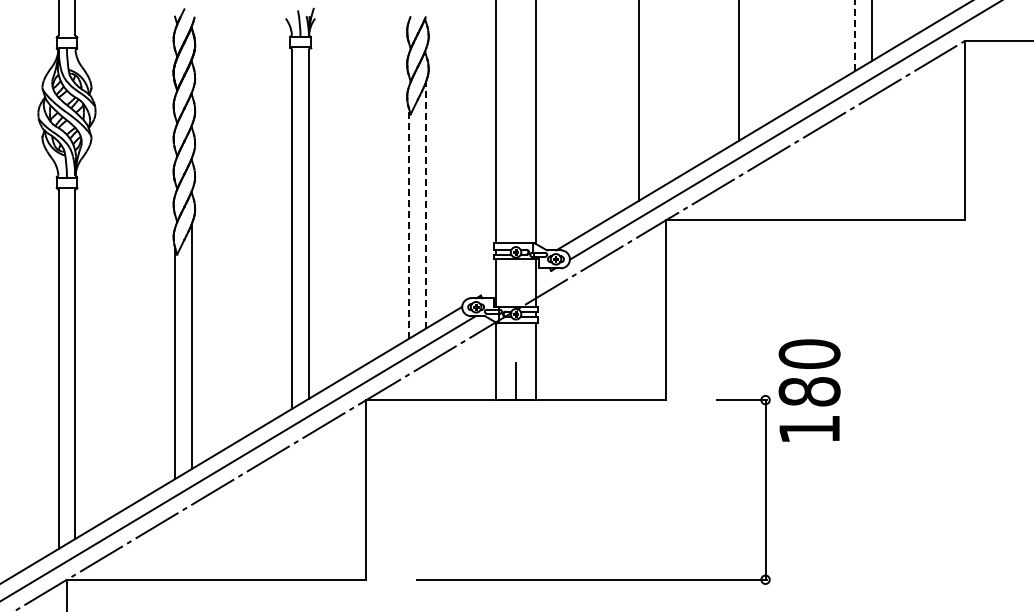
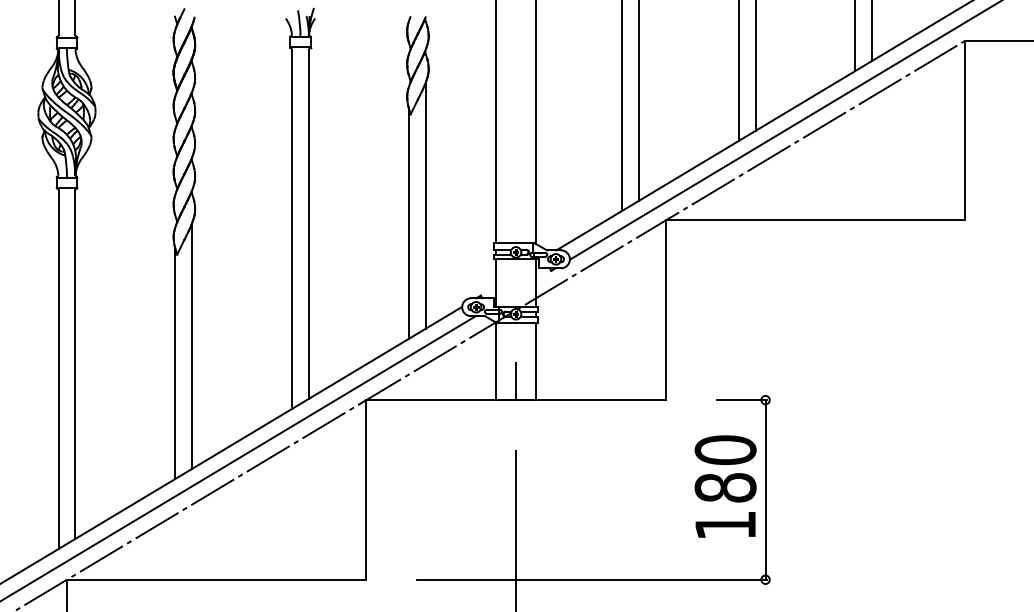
line: dashed -> solid (855, 35)
line: none -> present (755, 66)
line: none -> present (621, 106)
line: dashed -> solid (425, 205)
line: dashed -> solid (408, 223)
text position: (809, 390) -> (725, 486) (725, 486)
line: none -> present (516, 529)
